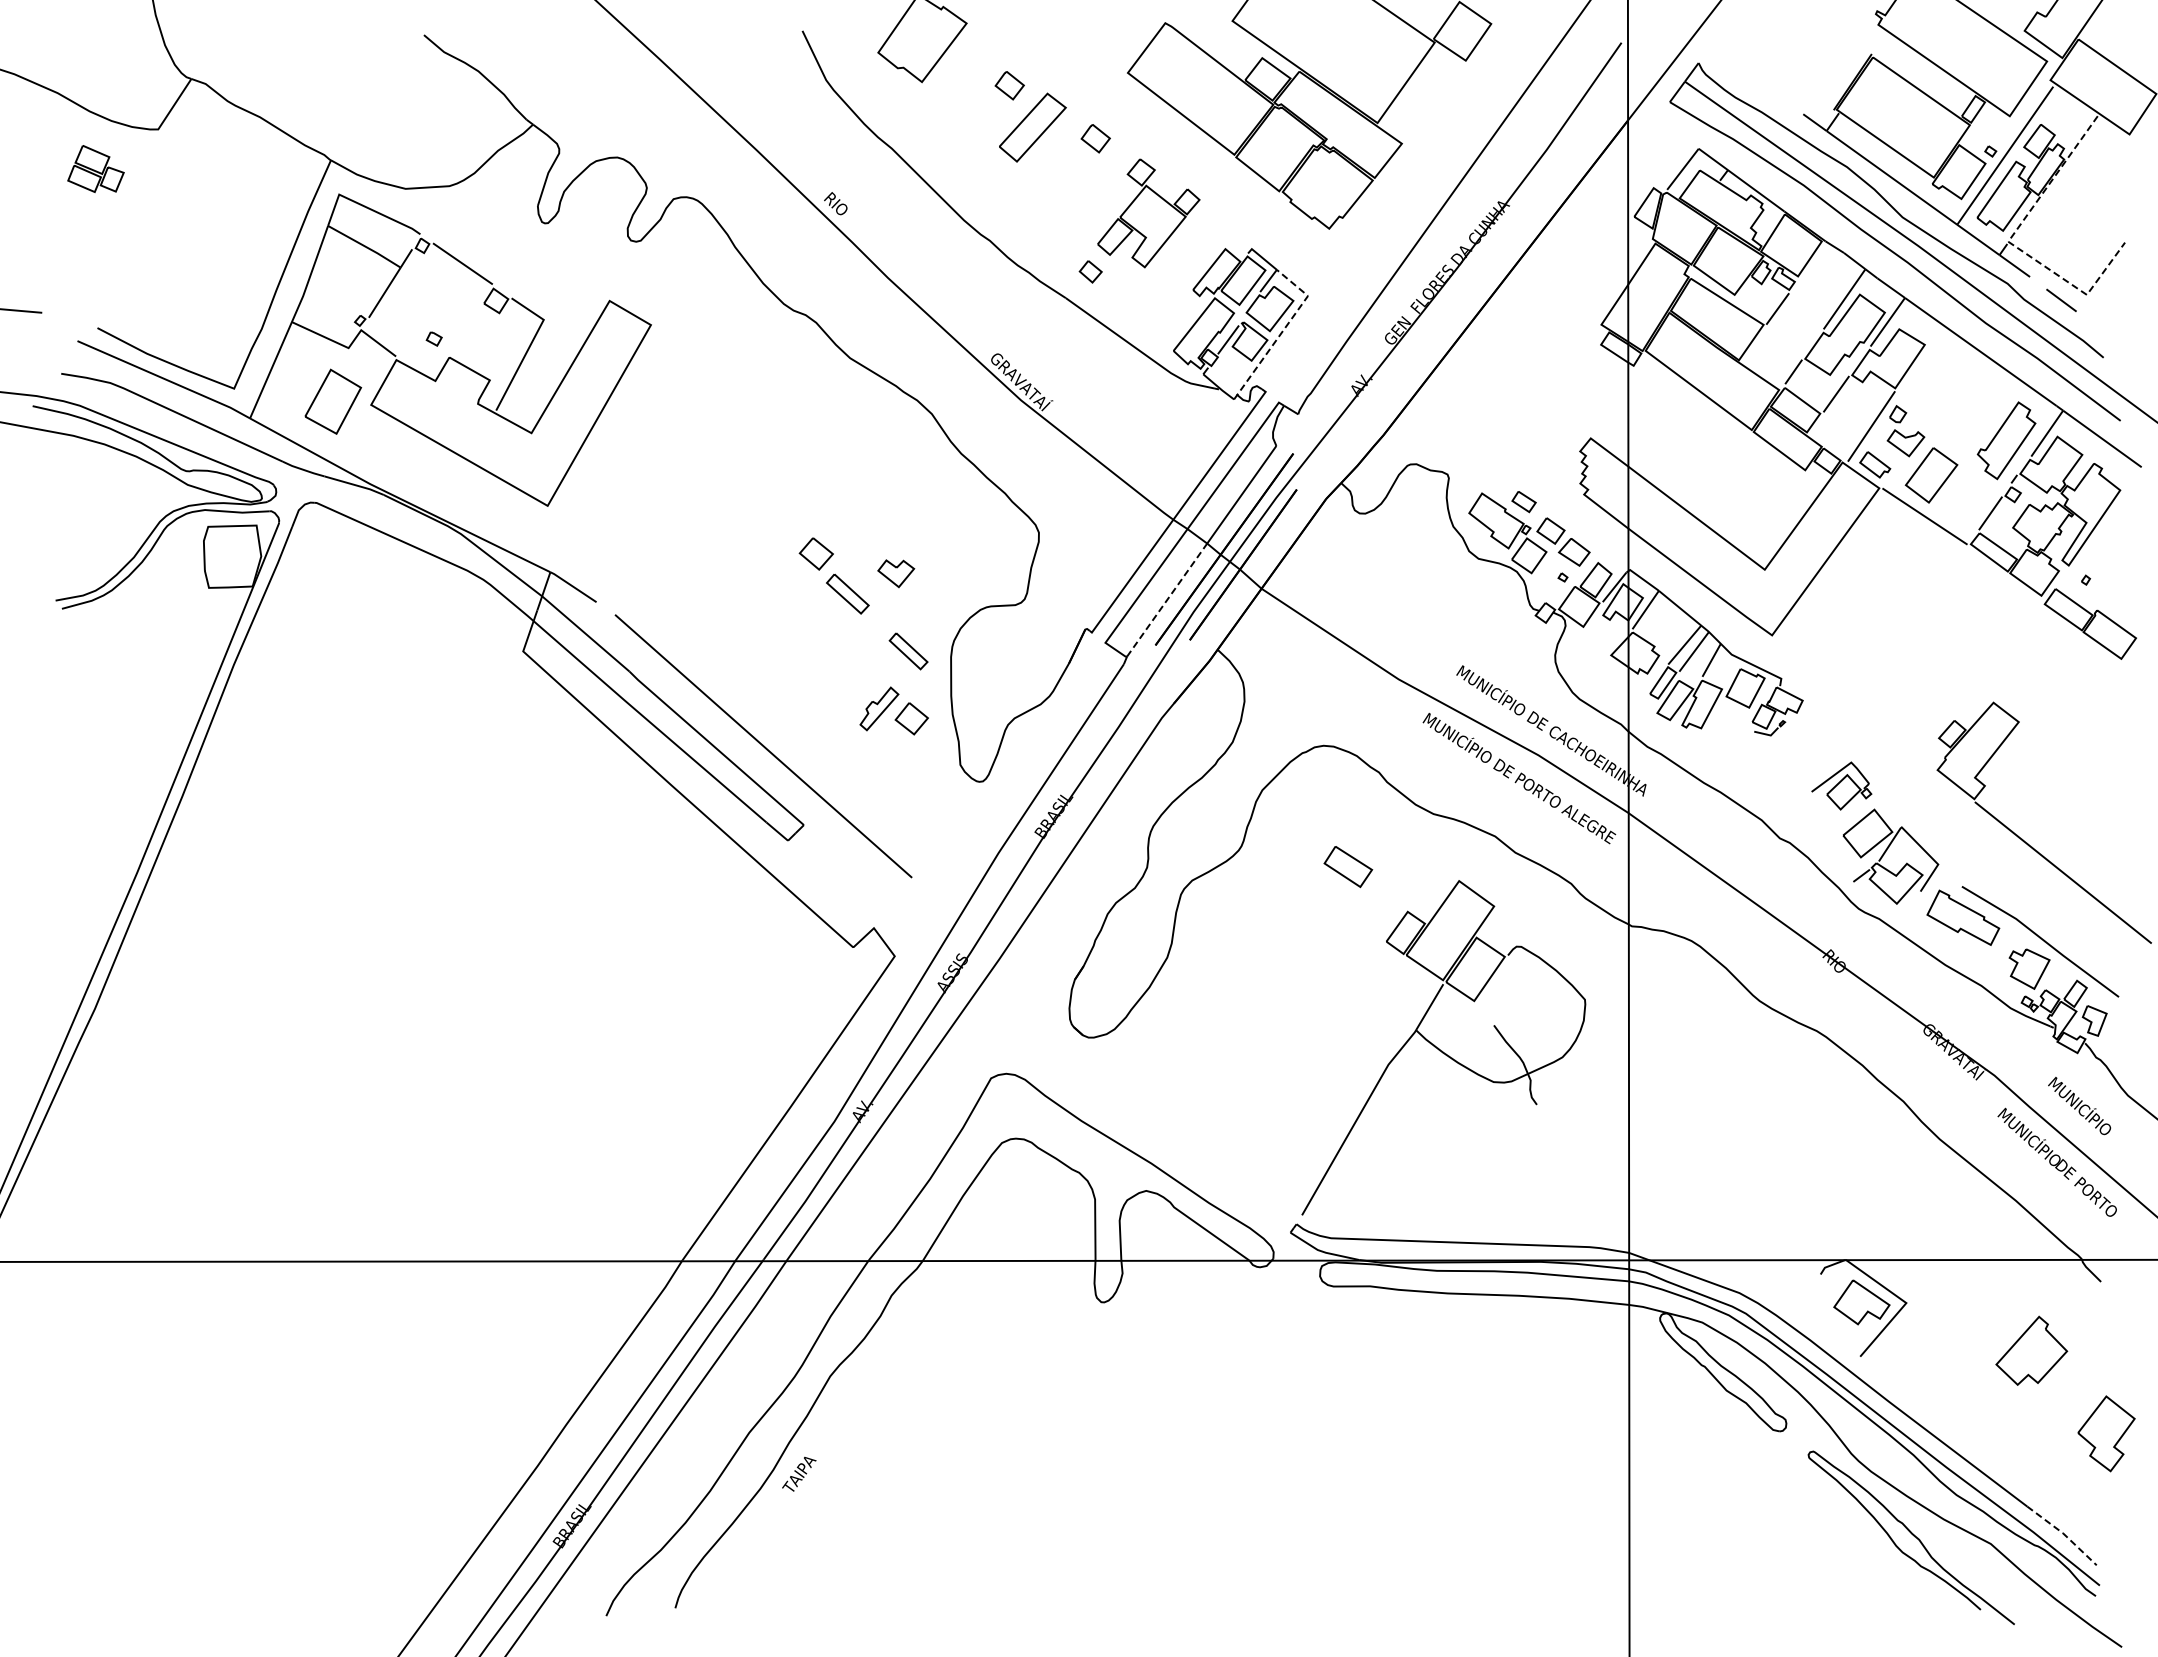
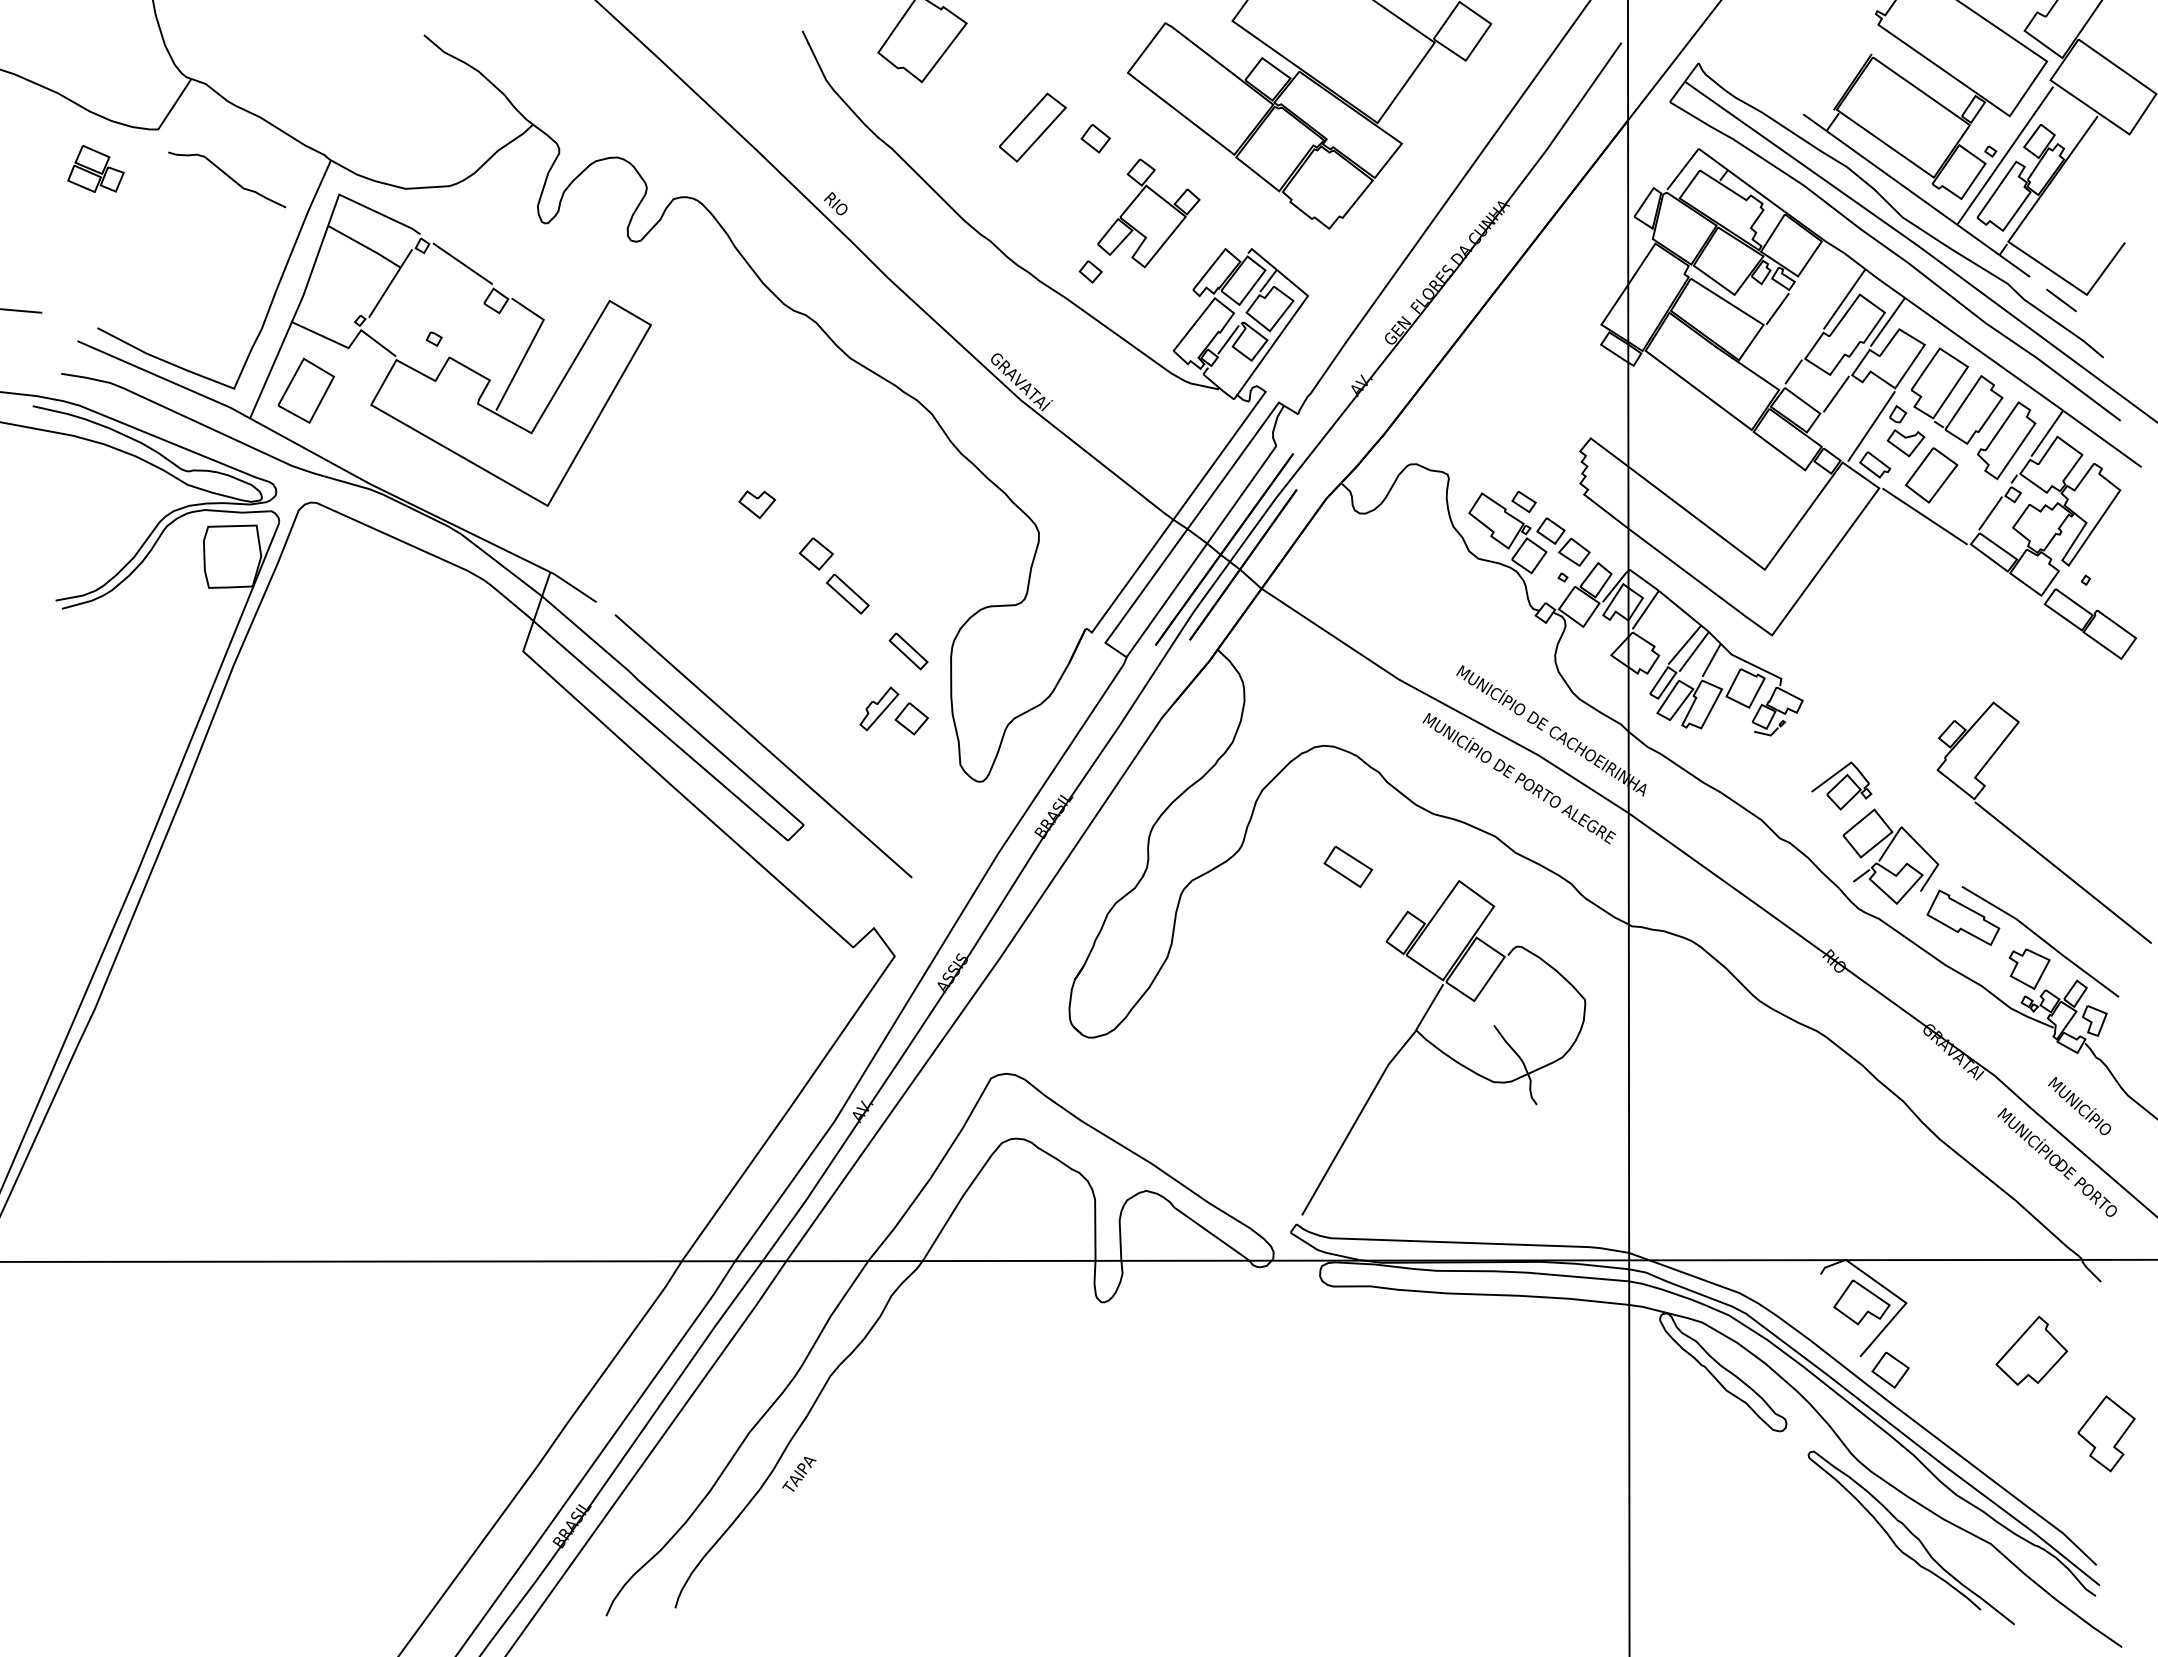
part: present -> none (1009, 85)
part: none -> present (227, 179)
line: dashed -> solid (2010, 243)
line: dashed -> solid (1283, 330)
part: none -> present (1956, 395)
part position: (333, 401) -> (306, 390) (306, 390)
part position: (896, 573) -> (757, 504) (757, 504)
line: dashed -> solid (1167, 599)
part: none -> present (1890, 1369)
line: dashed -> solid (2063, 1533)
